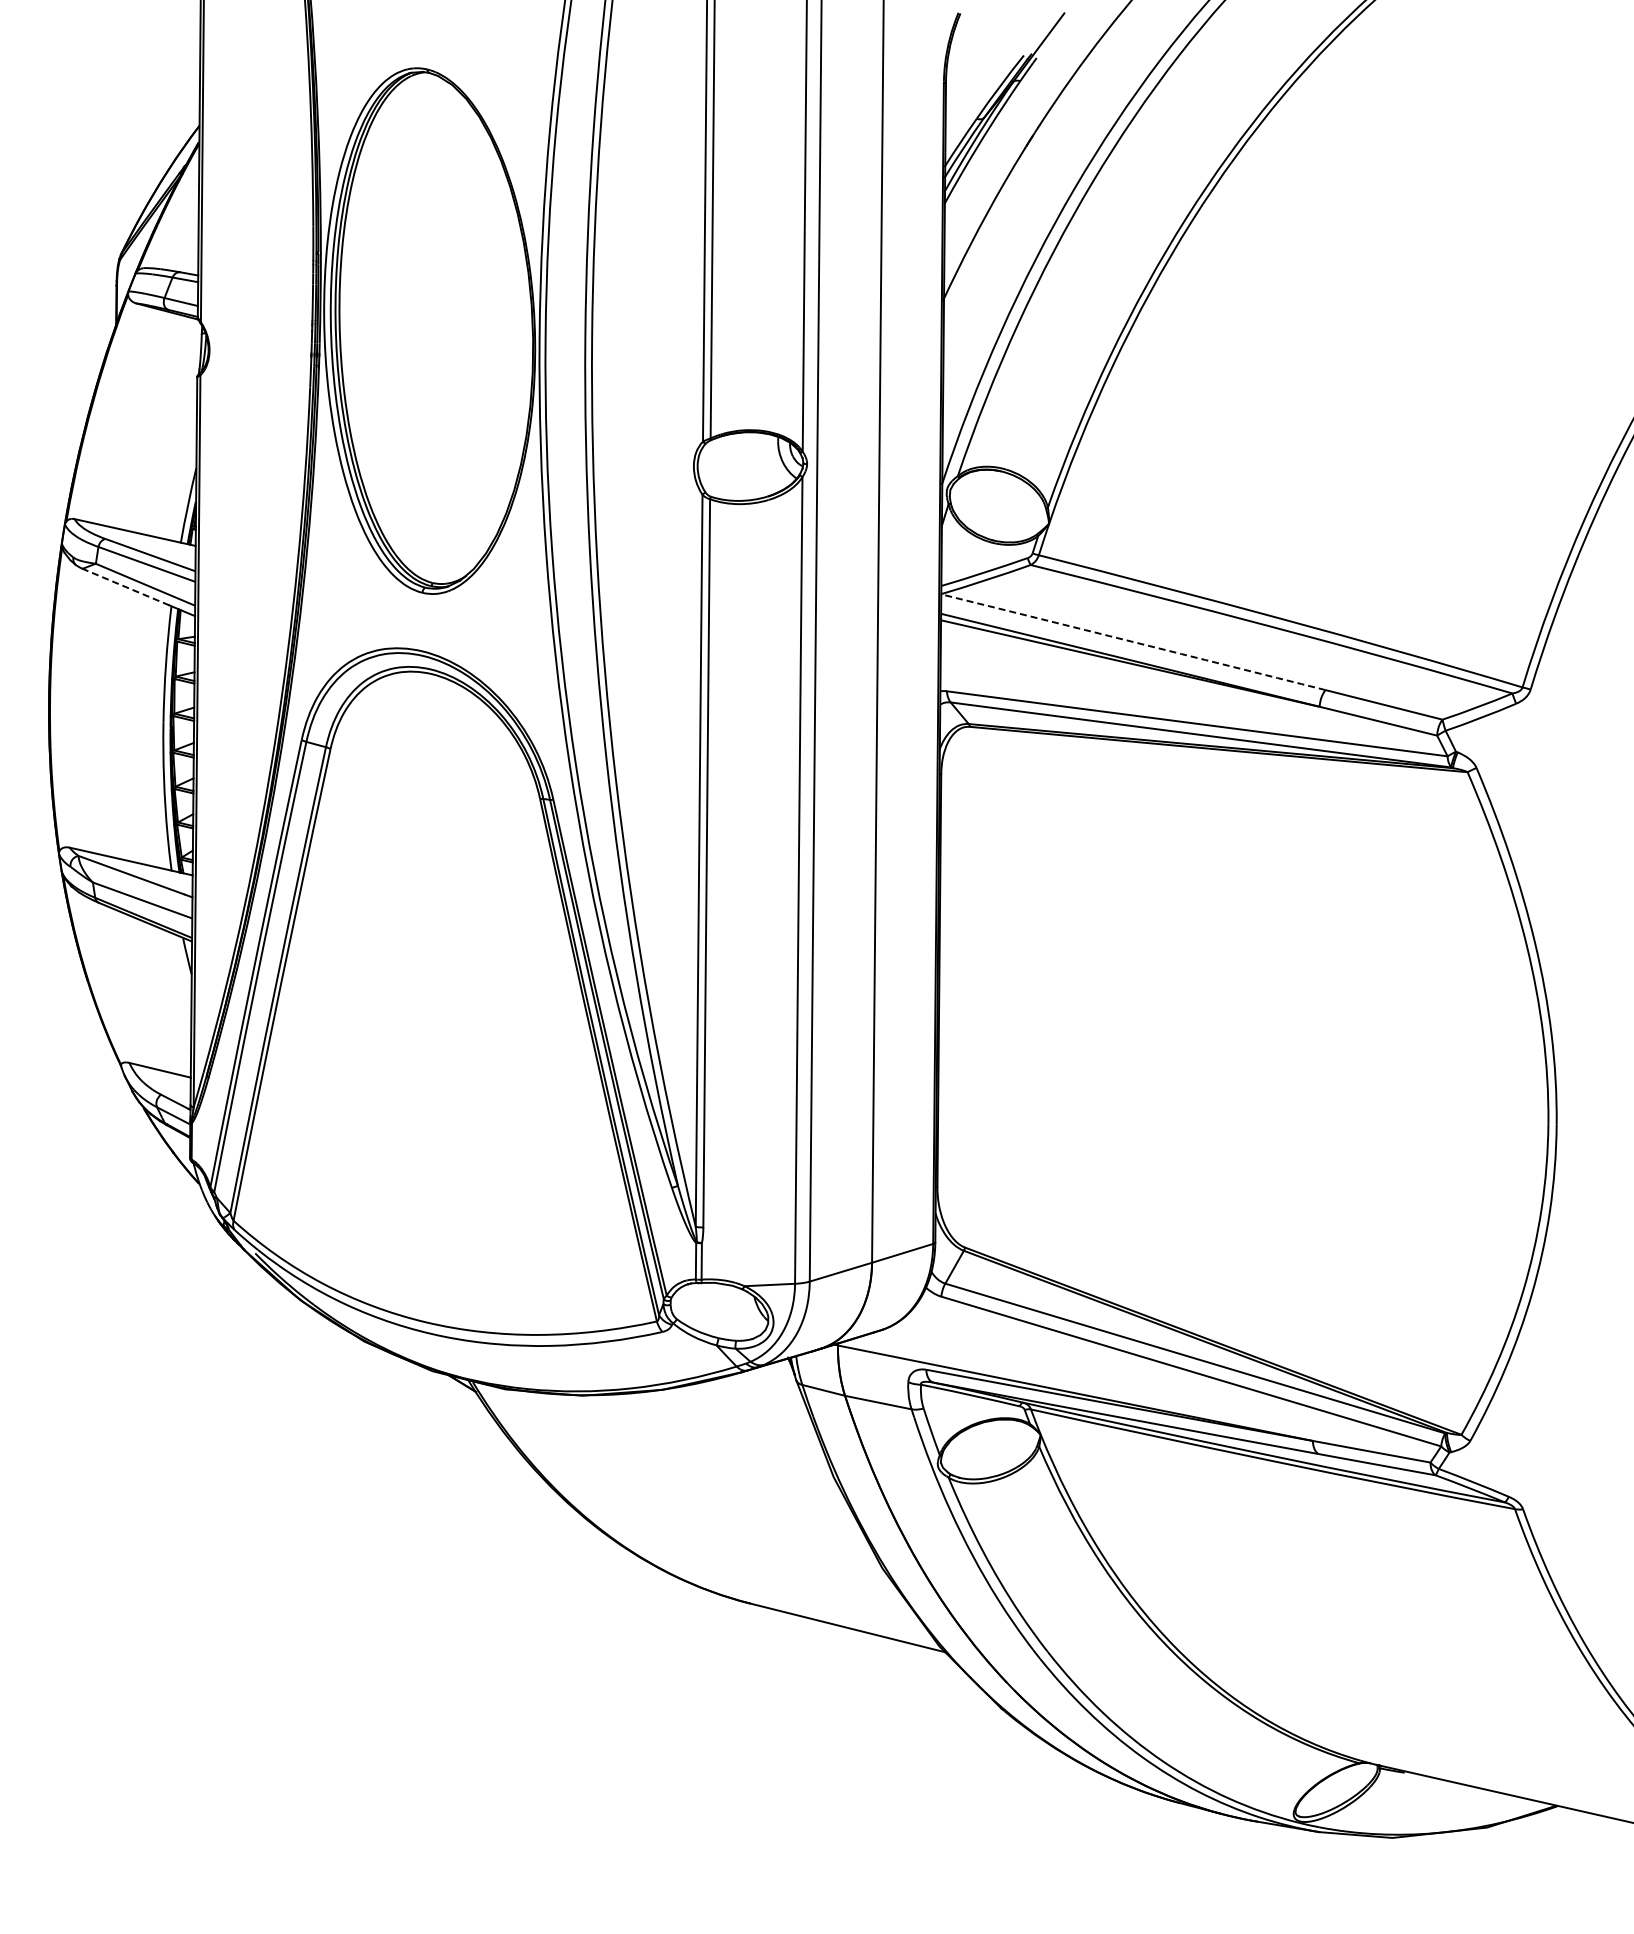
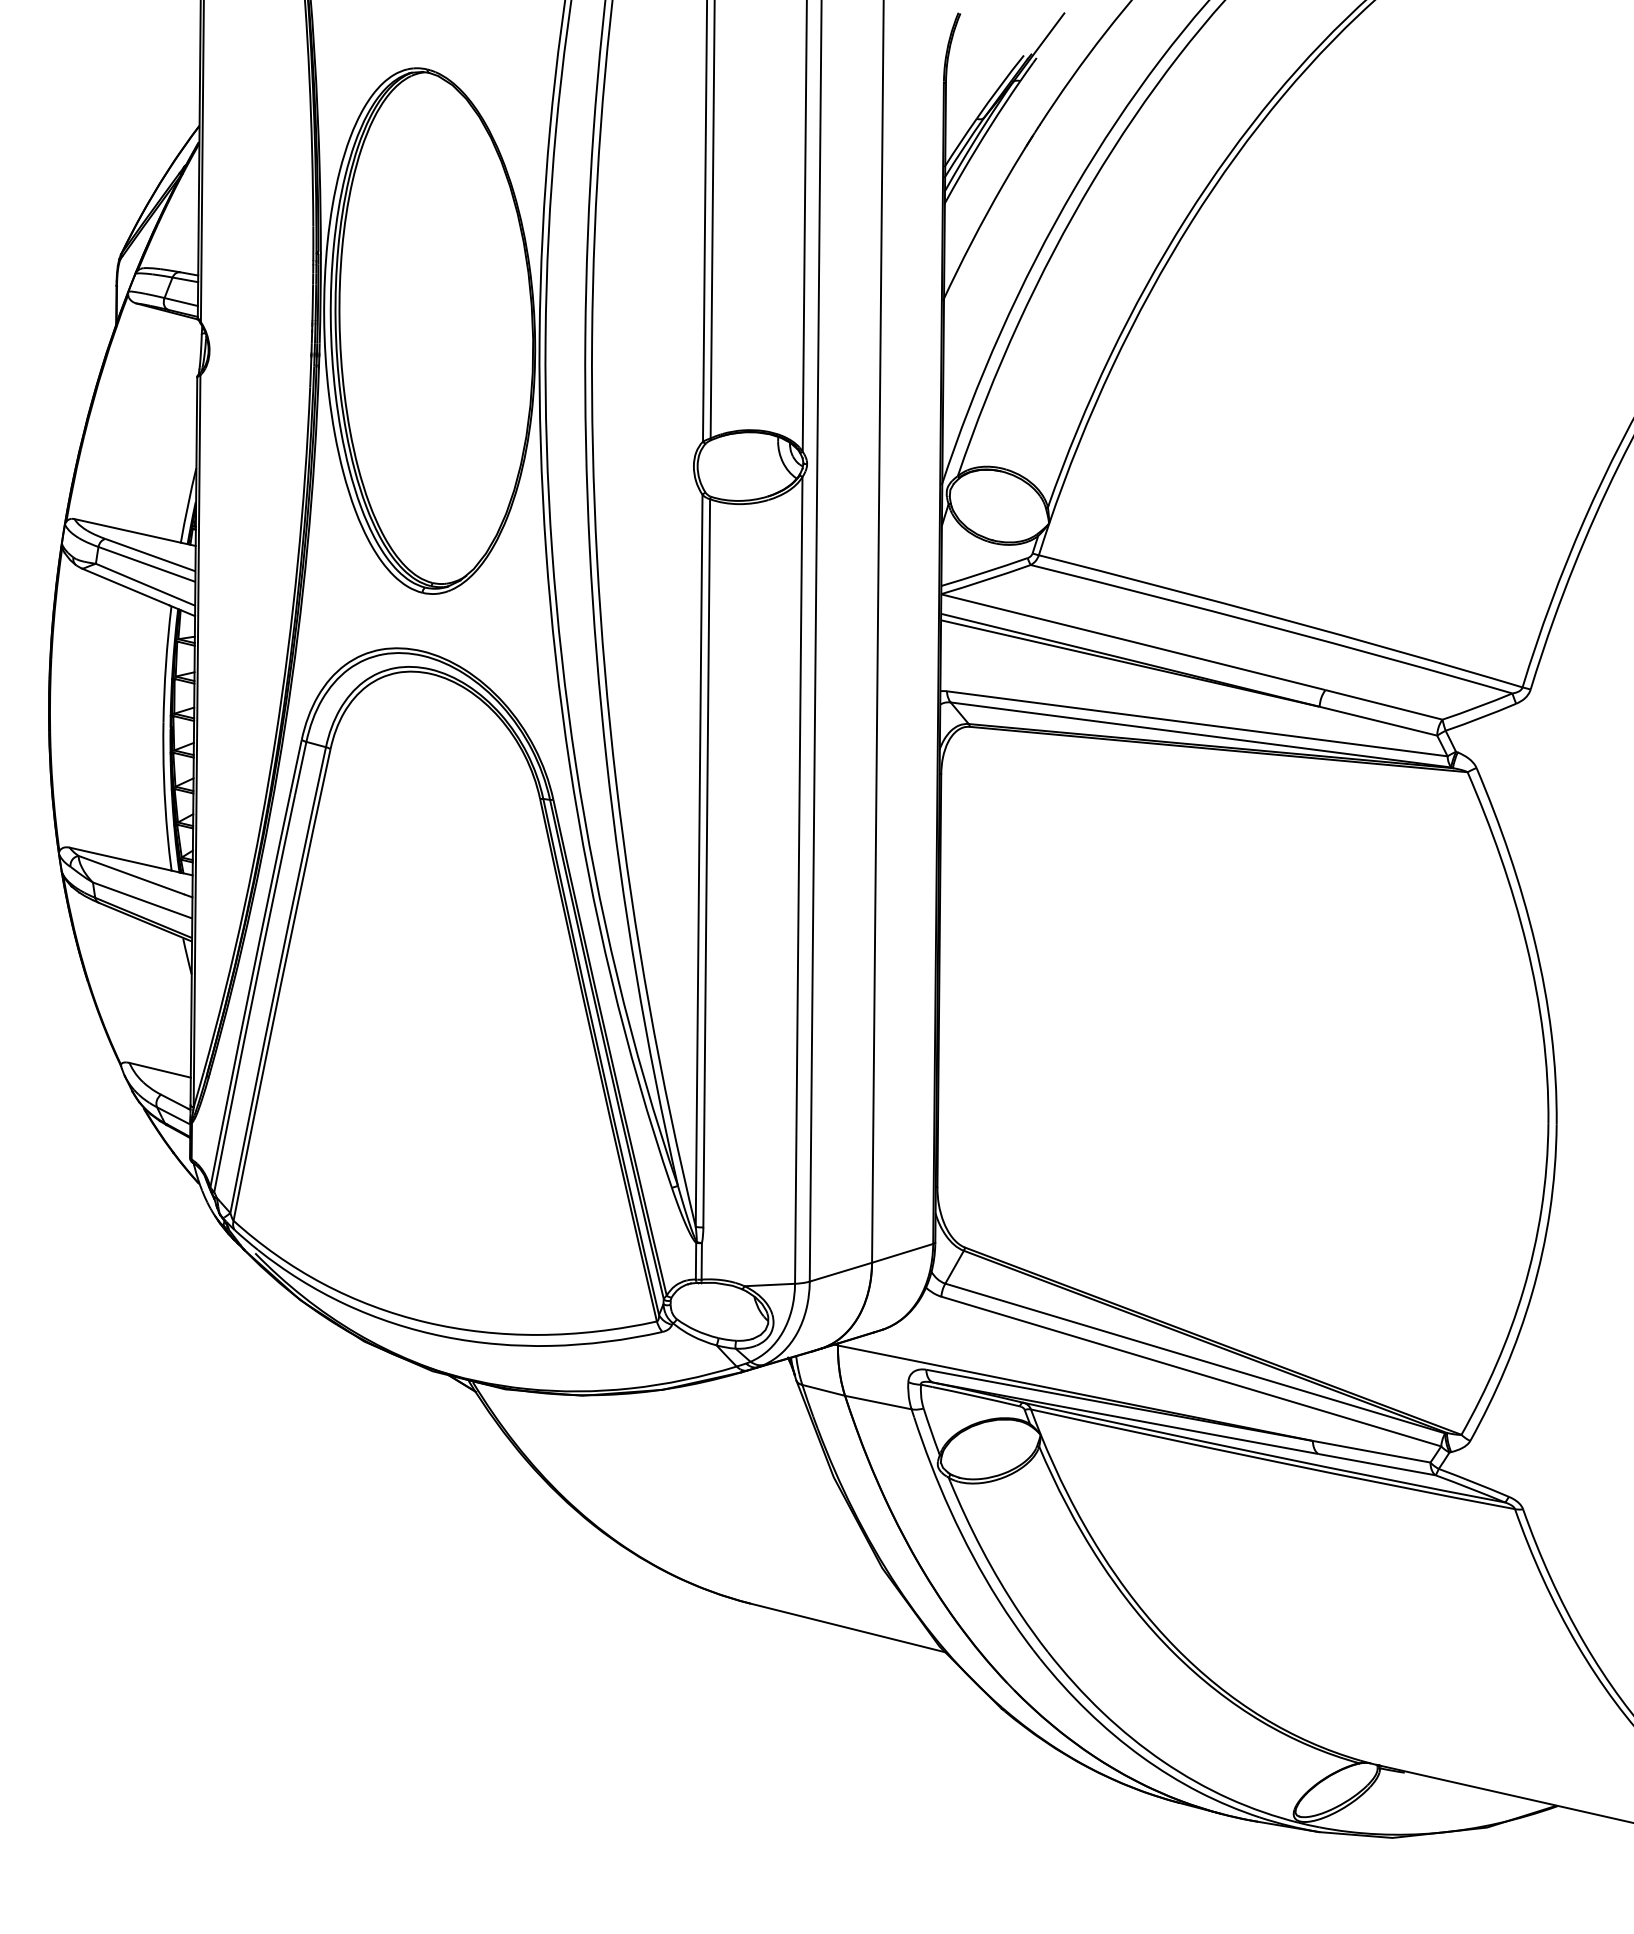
line: dashed -> solid (125, 586)
arc: dashed -> solid (1133, 642)
